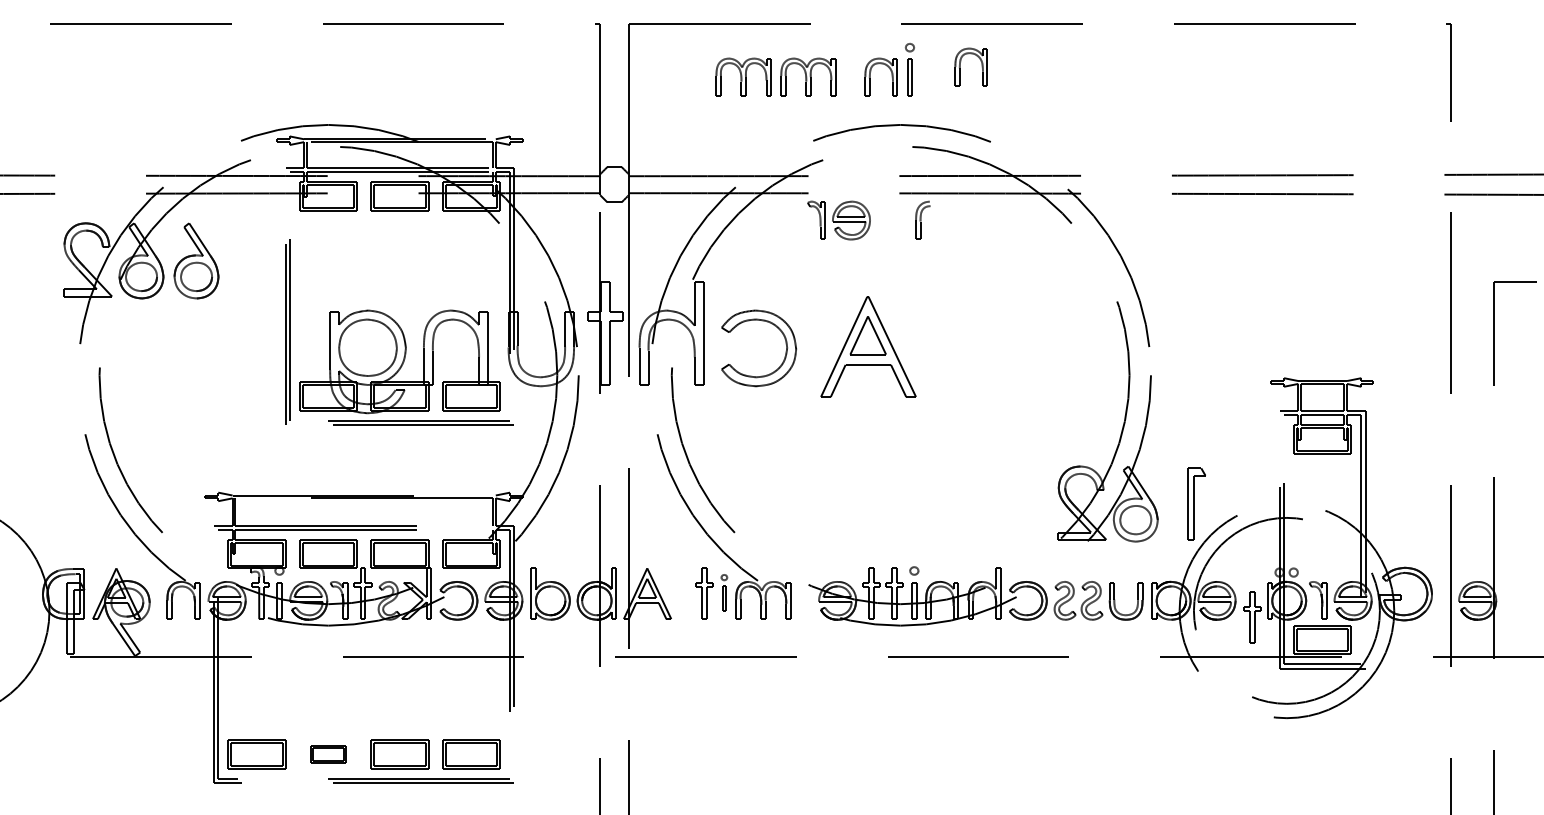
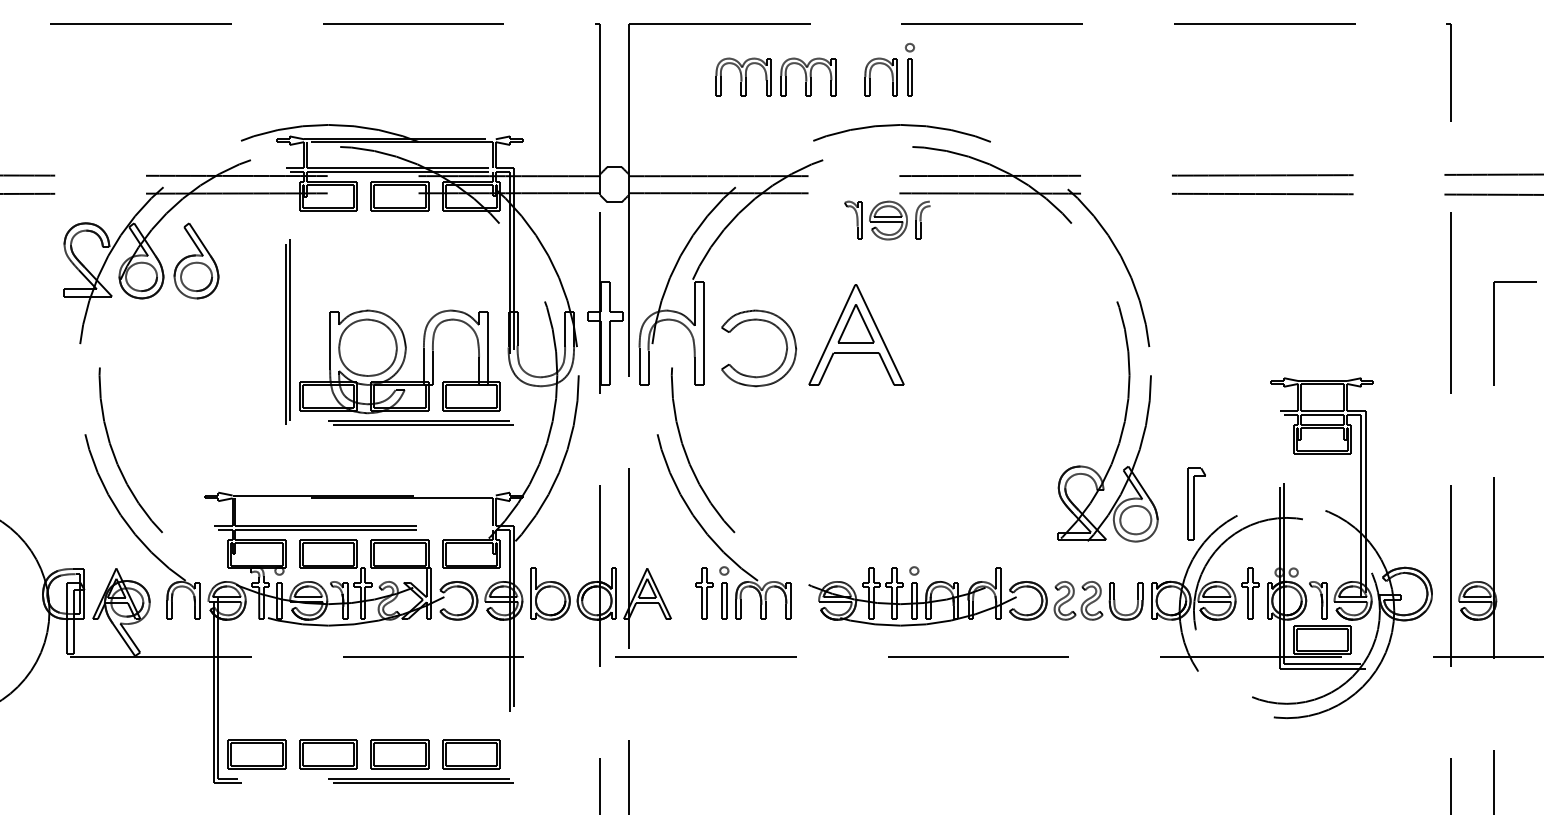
part: present -> none (960, 66)
part position: (838, 220) -> (875, 220) (875, 220)
part position: (868, 346) -> (856, 334) (856, 334)
part size: 9x38 px -> 11x54 px (724, 592)
part position: (1252, 617) -> (1250, 593) (1250, 593)
part size: 37x19 px -> 59x31 px (328, 754)
